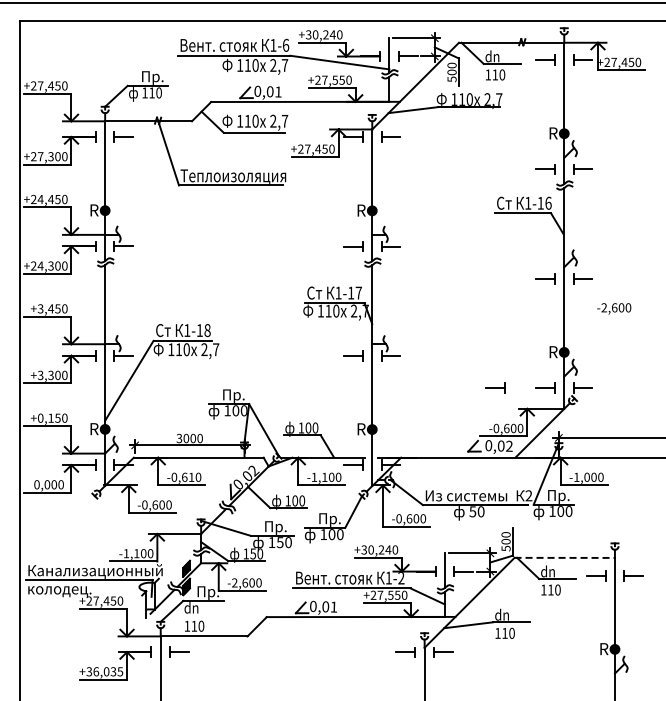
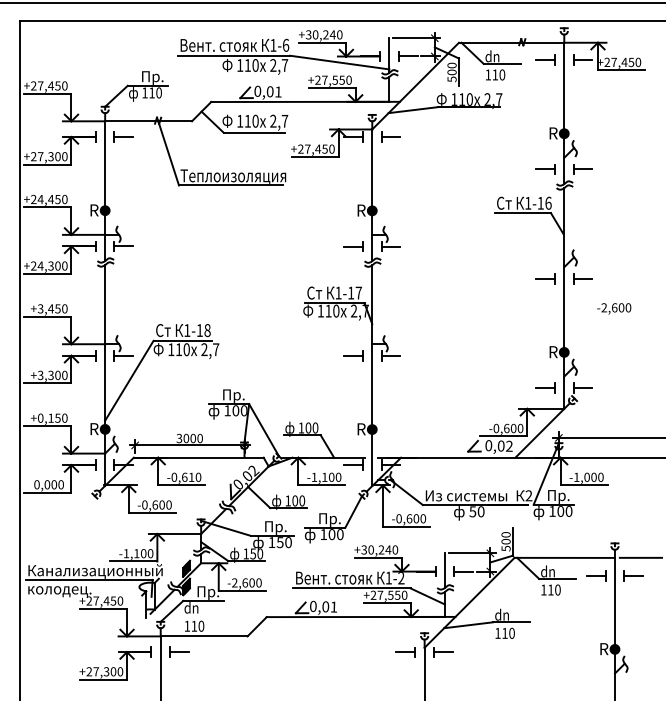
part: present -> none (495, 387)
line: dashed -> solid (565, 557)
line: none -> present (640, 557)
text: +36,035 -> +27,300 (104, 671)
